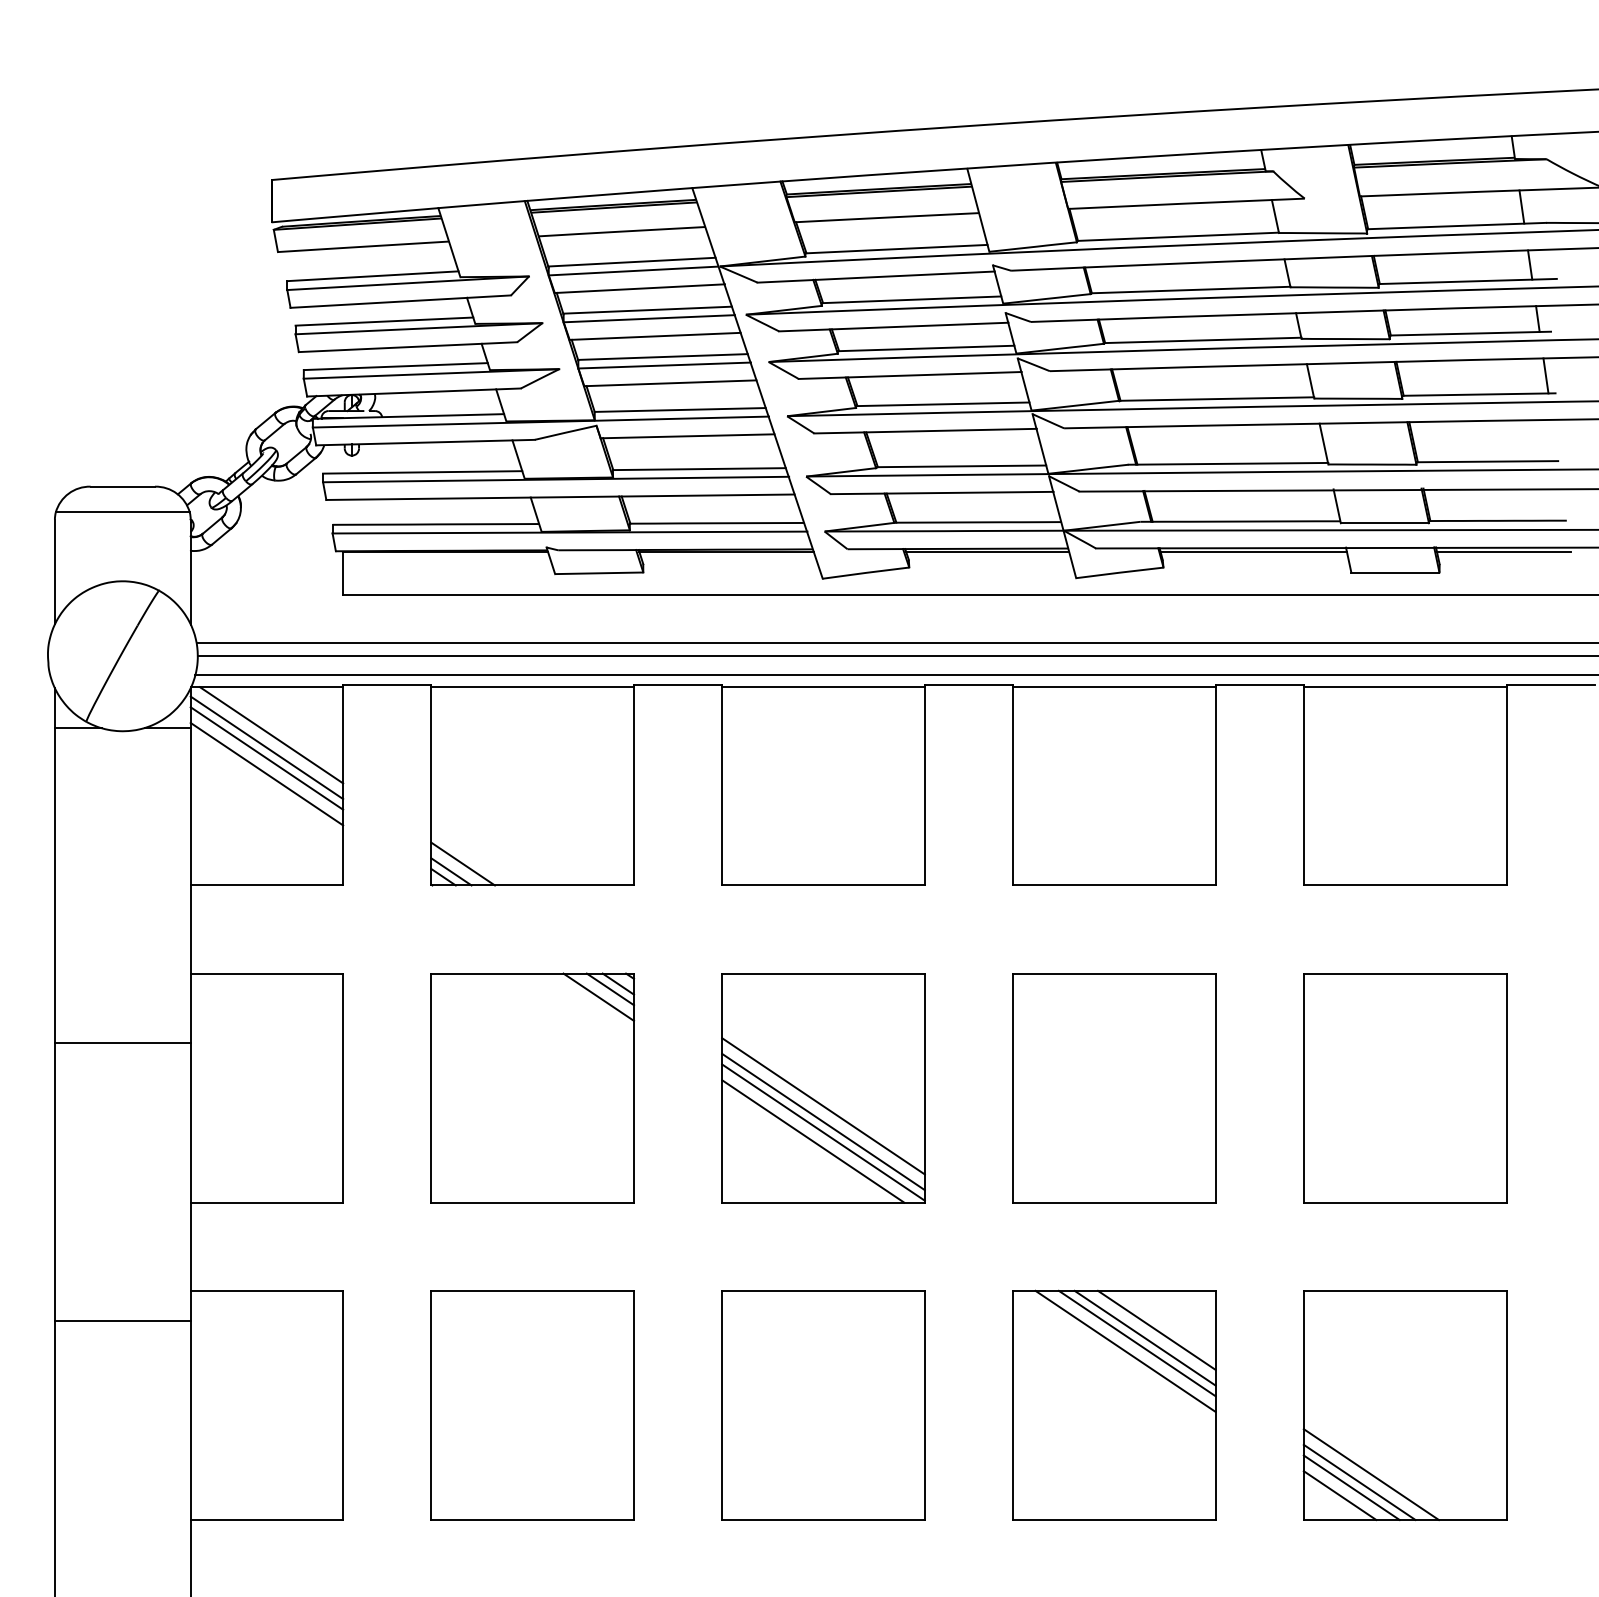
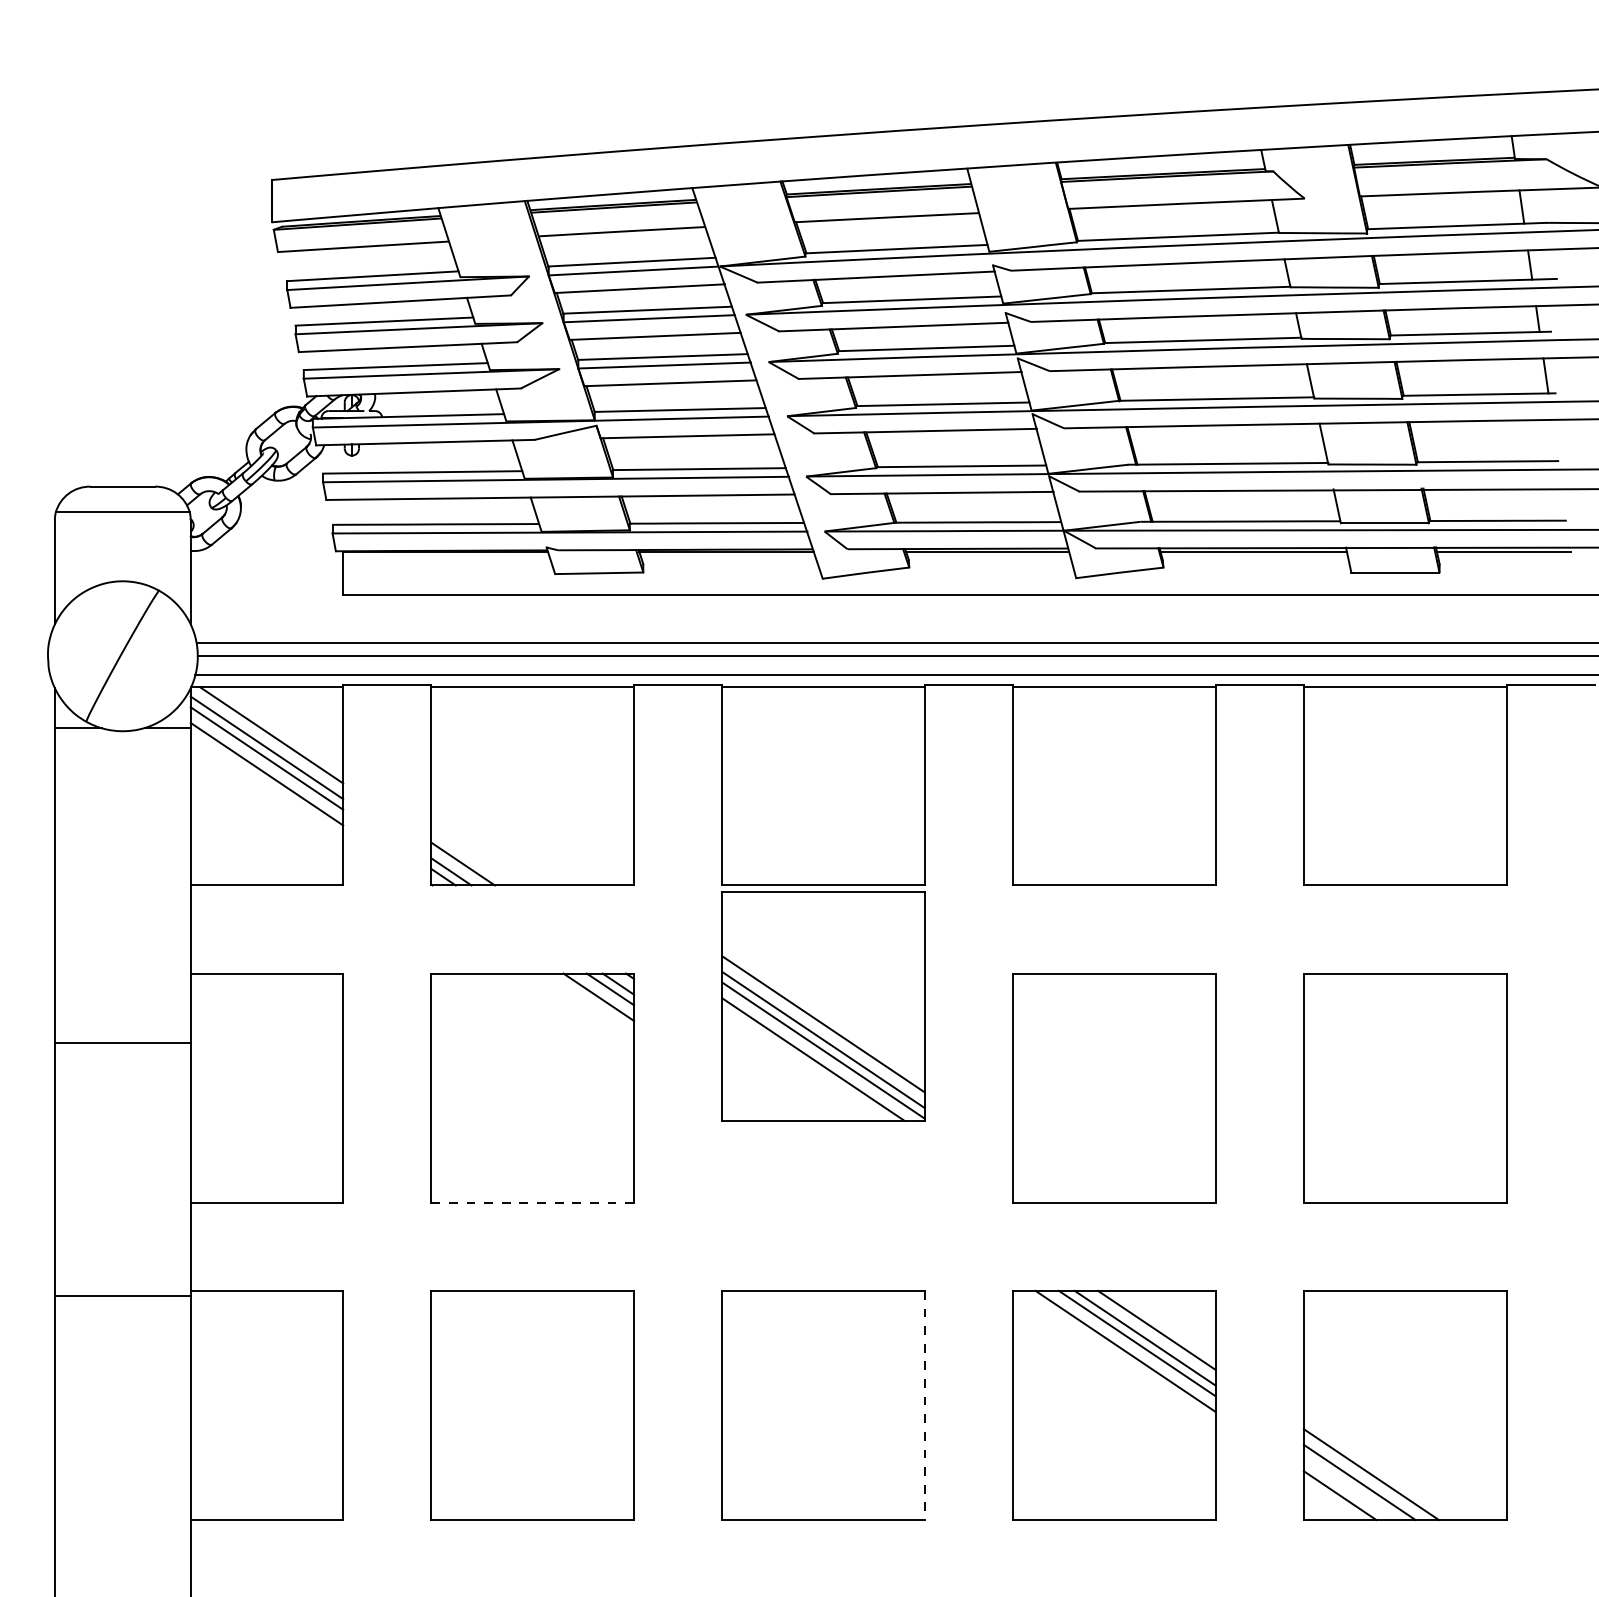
part position: (823, 1088) -> (823, 1006) (823, 1006)
line: solid -> dashed (533, 1202)
line position: (122, 1320) -> (122, 1295) (122, 1295)
line: solid -> dashed (924, 1405)
line: present -> none (1351, 1487)
